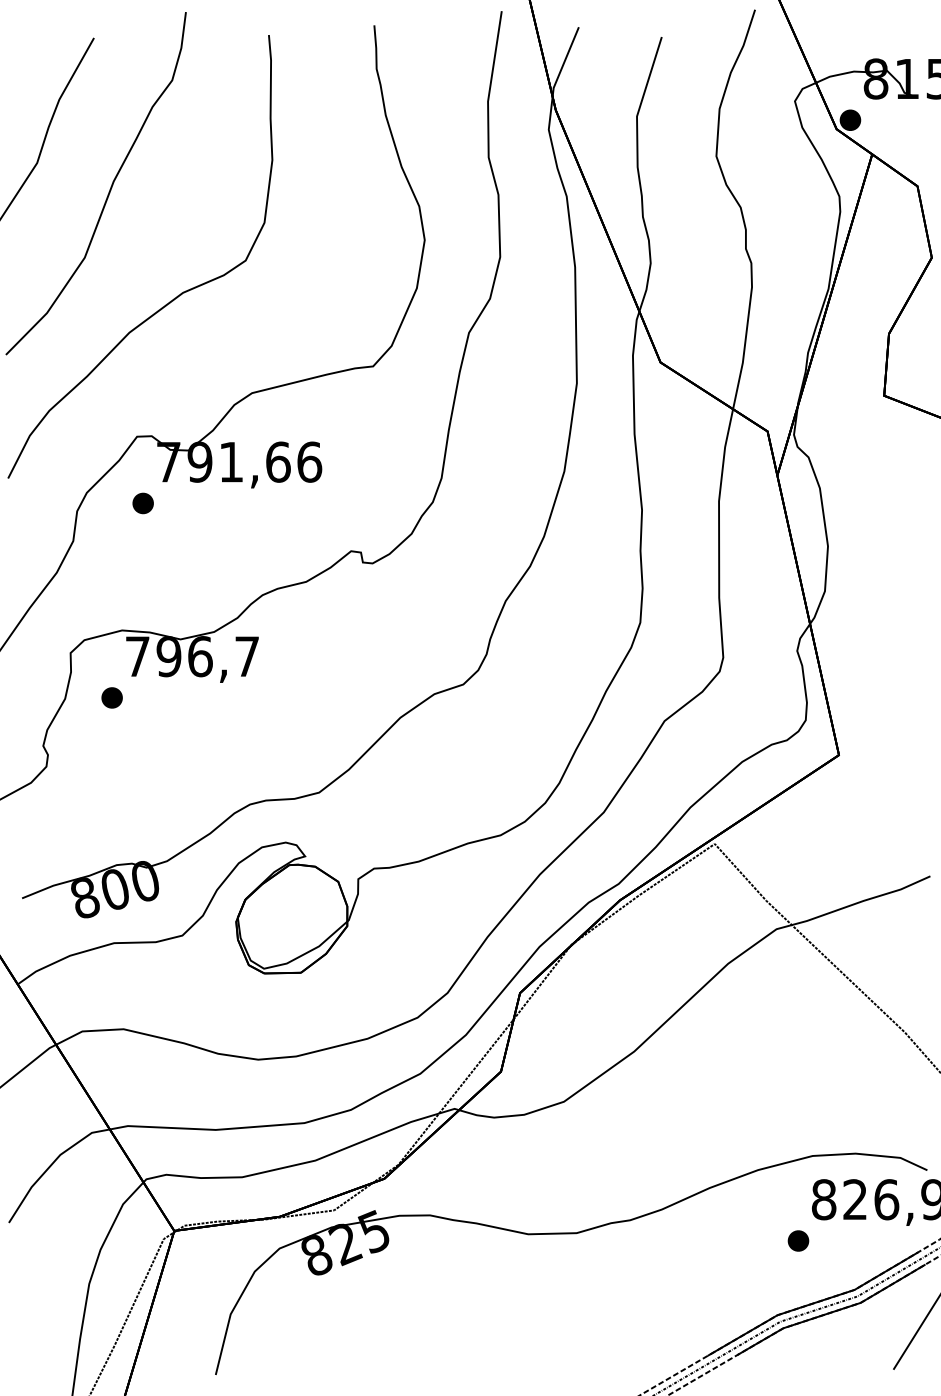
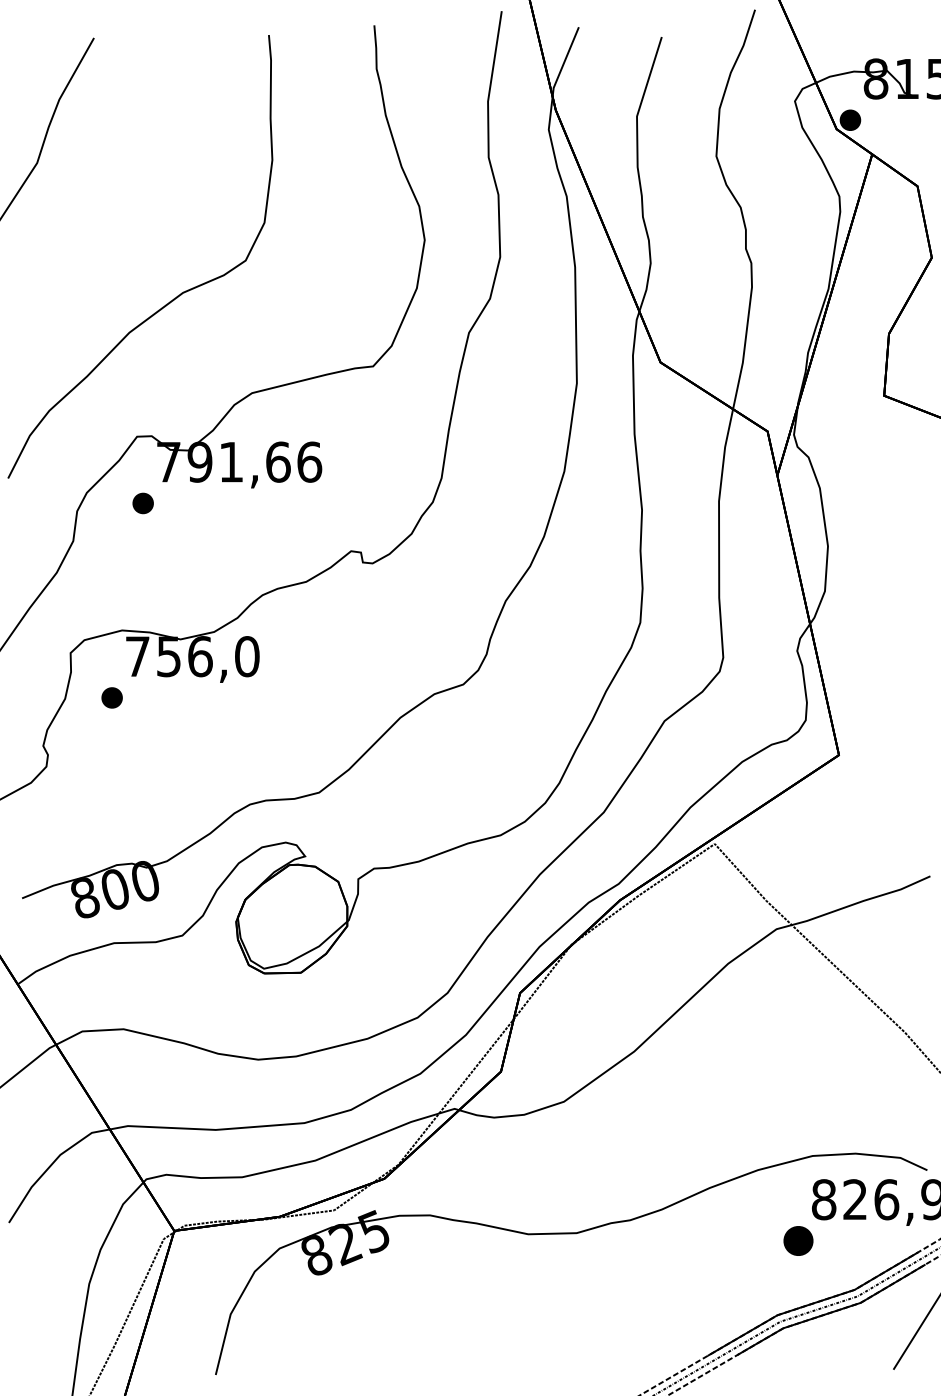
part: present -> none (109, 189)
text: 796,7 -> 756,0 (207, 656)
part size: 23x22 px -> 31x30 px (798, 1240)
